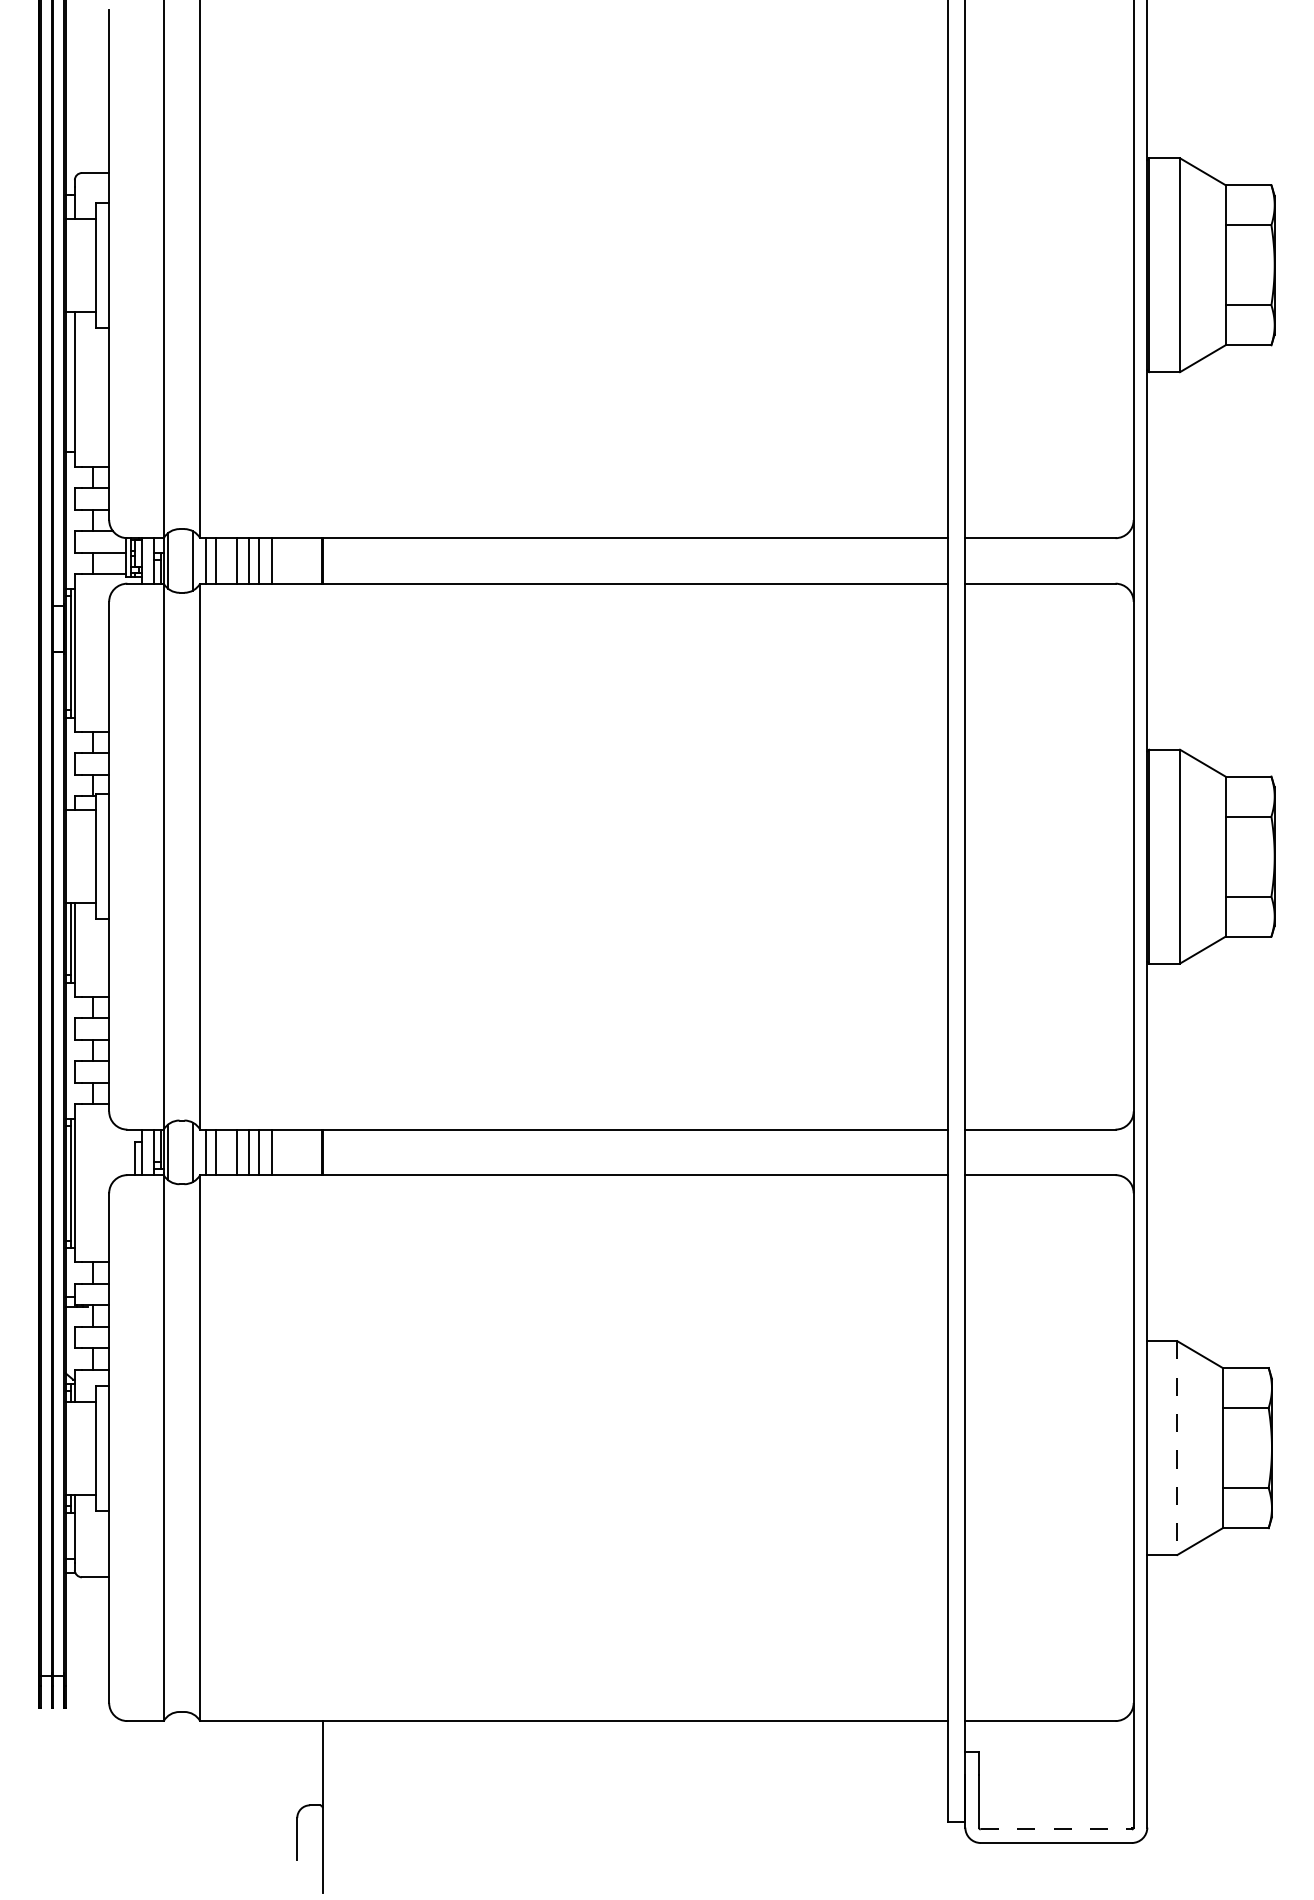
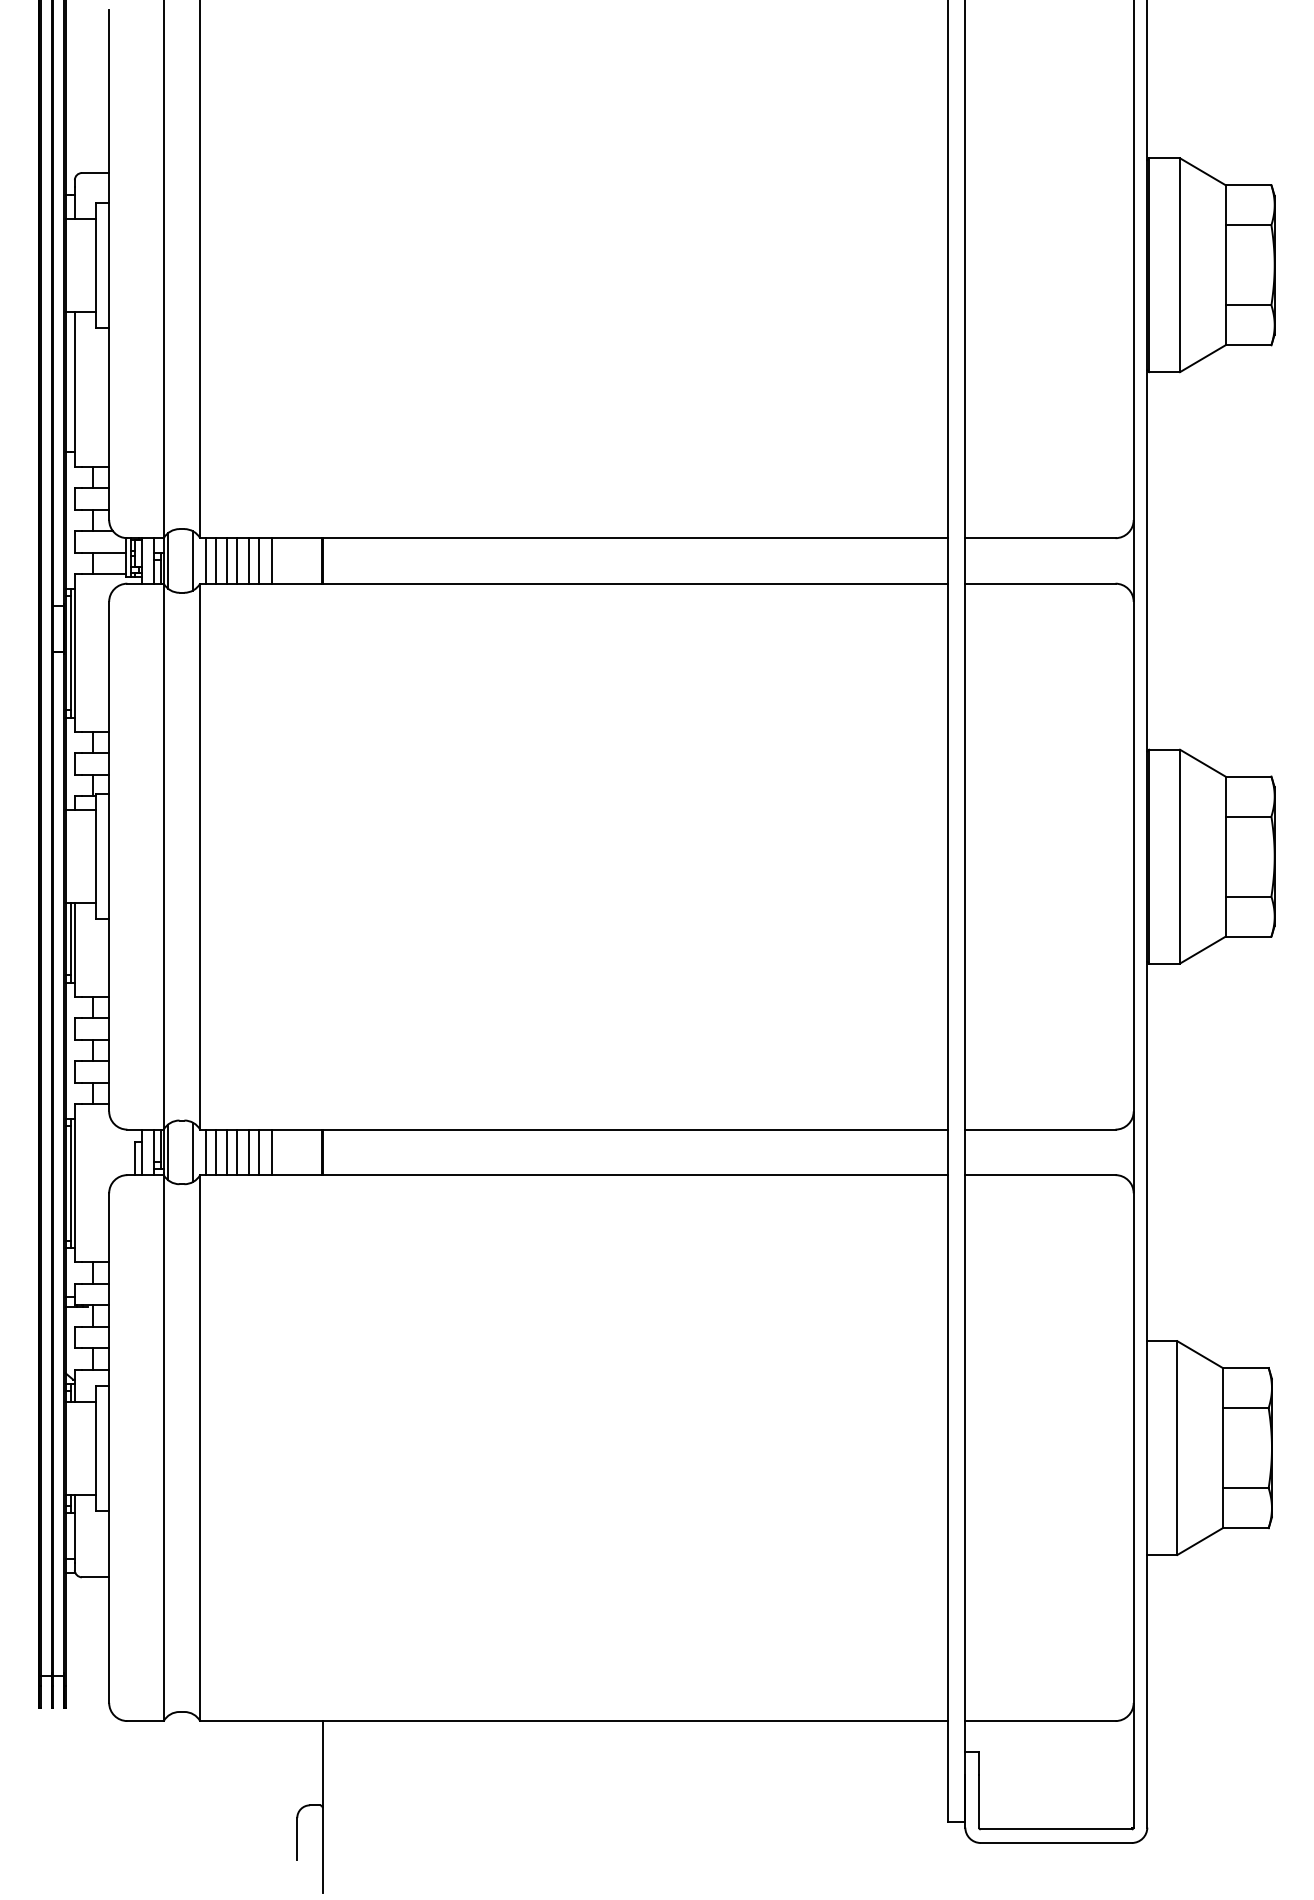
line: none -> present (227, 560)
line: none -> present (227, 1152)
line: dashed -> solid (1177, 1448)
line: dashed -> solid (1056, 1829)
